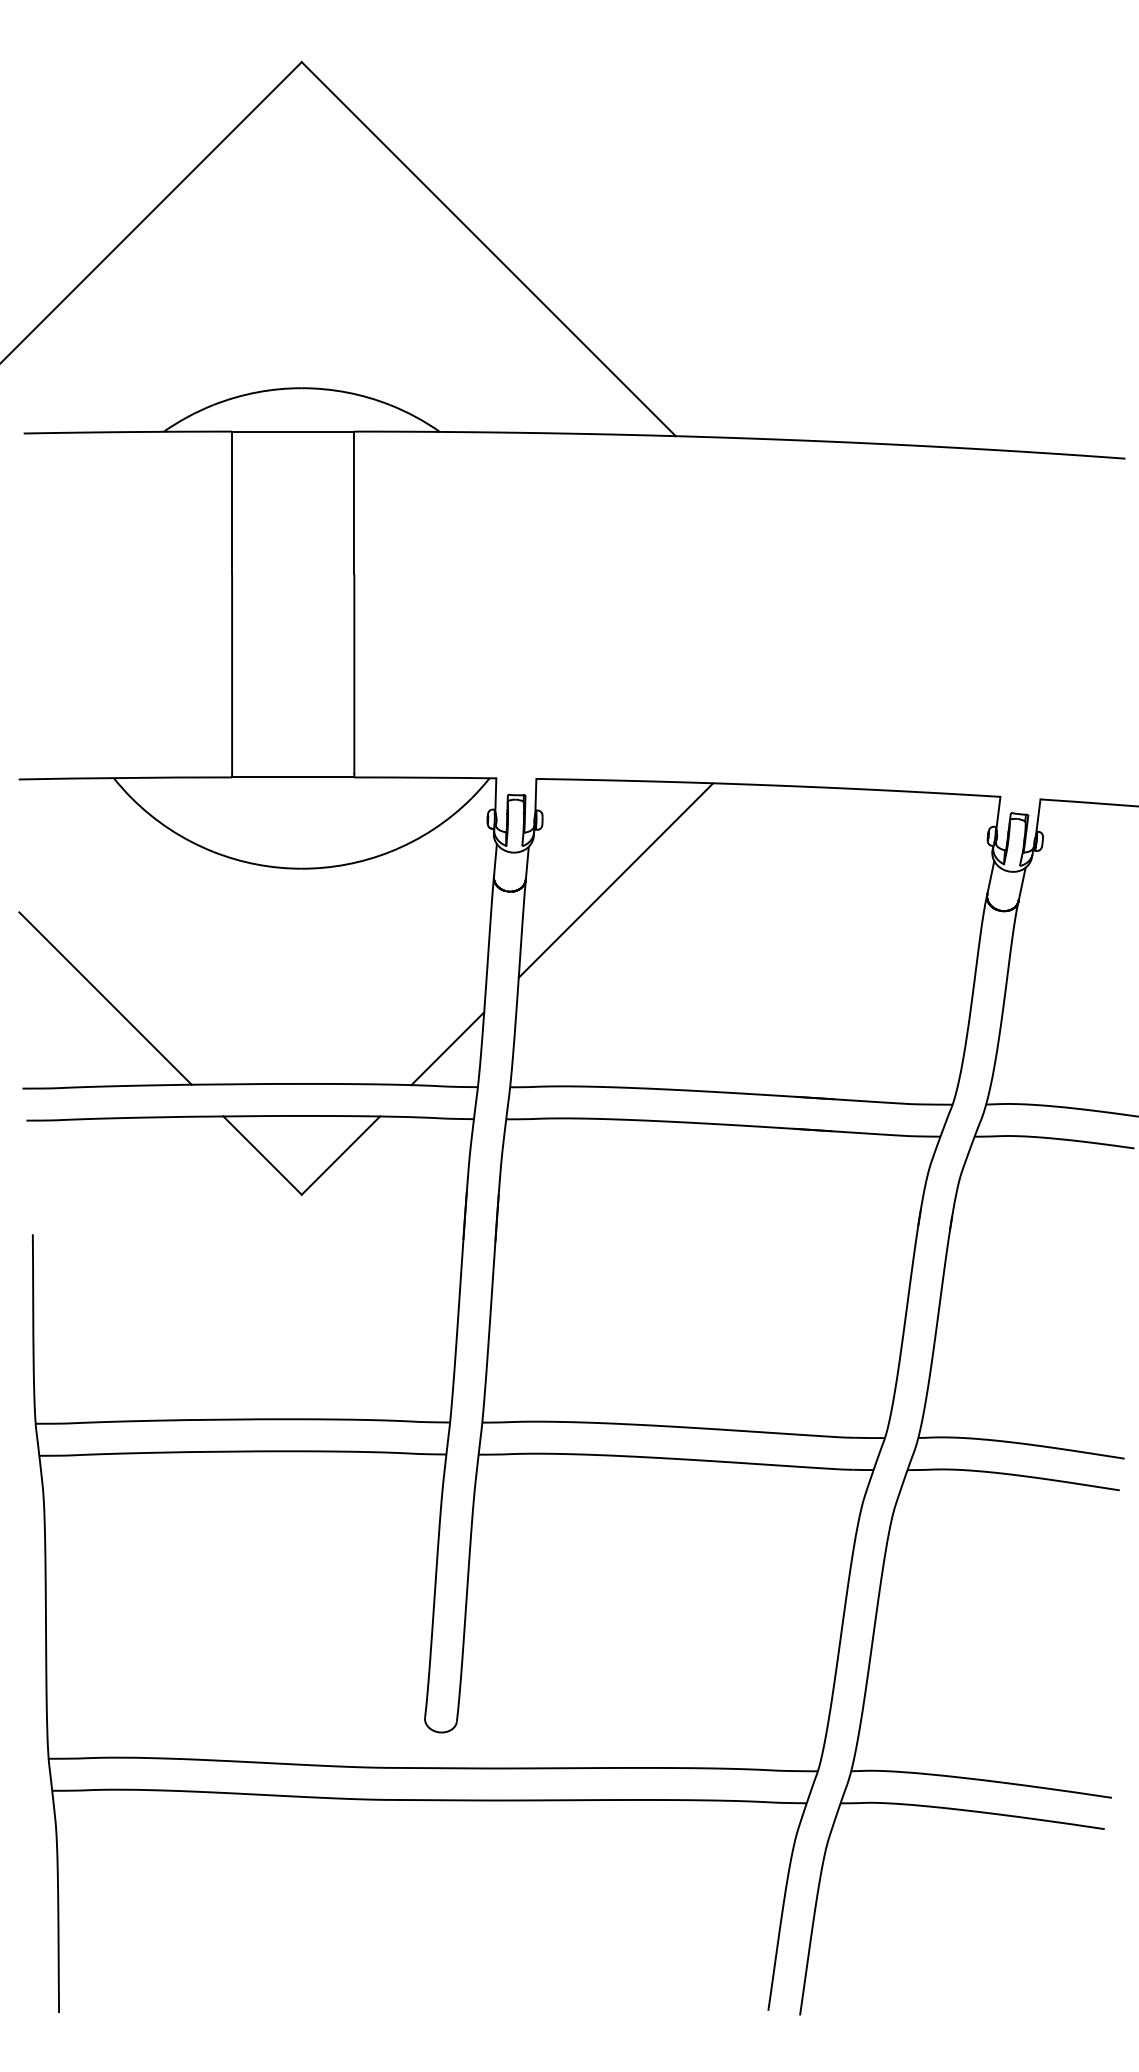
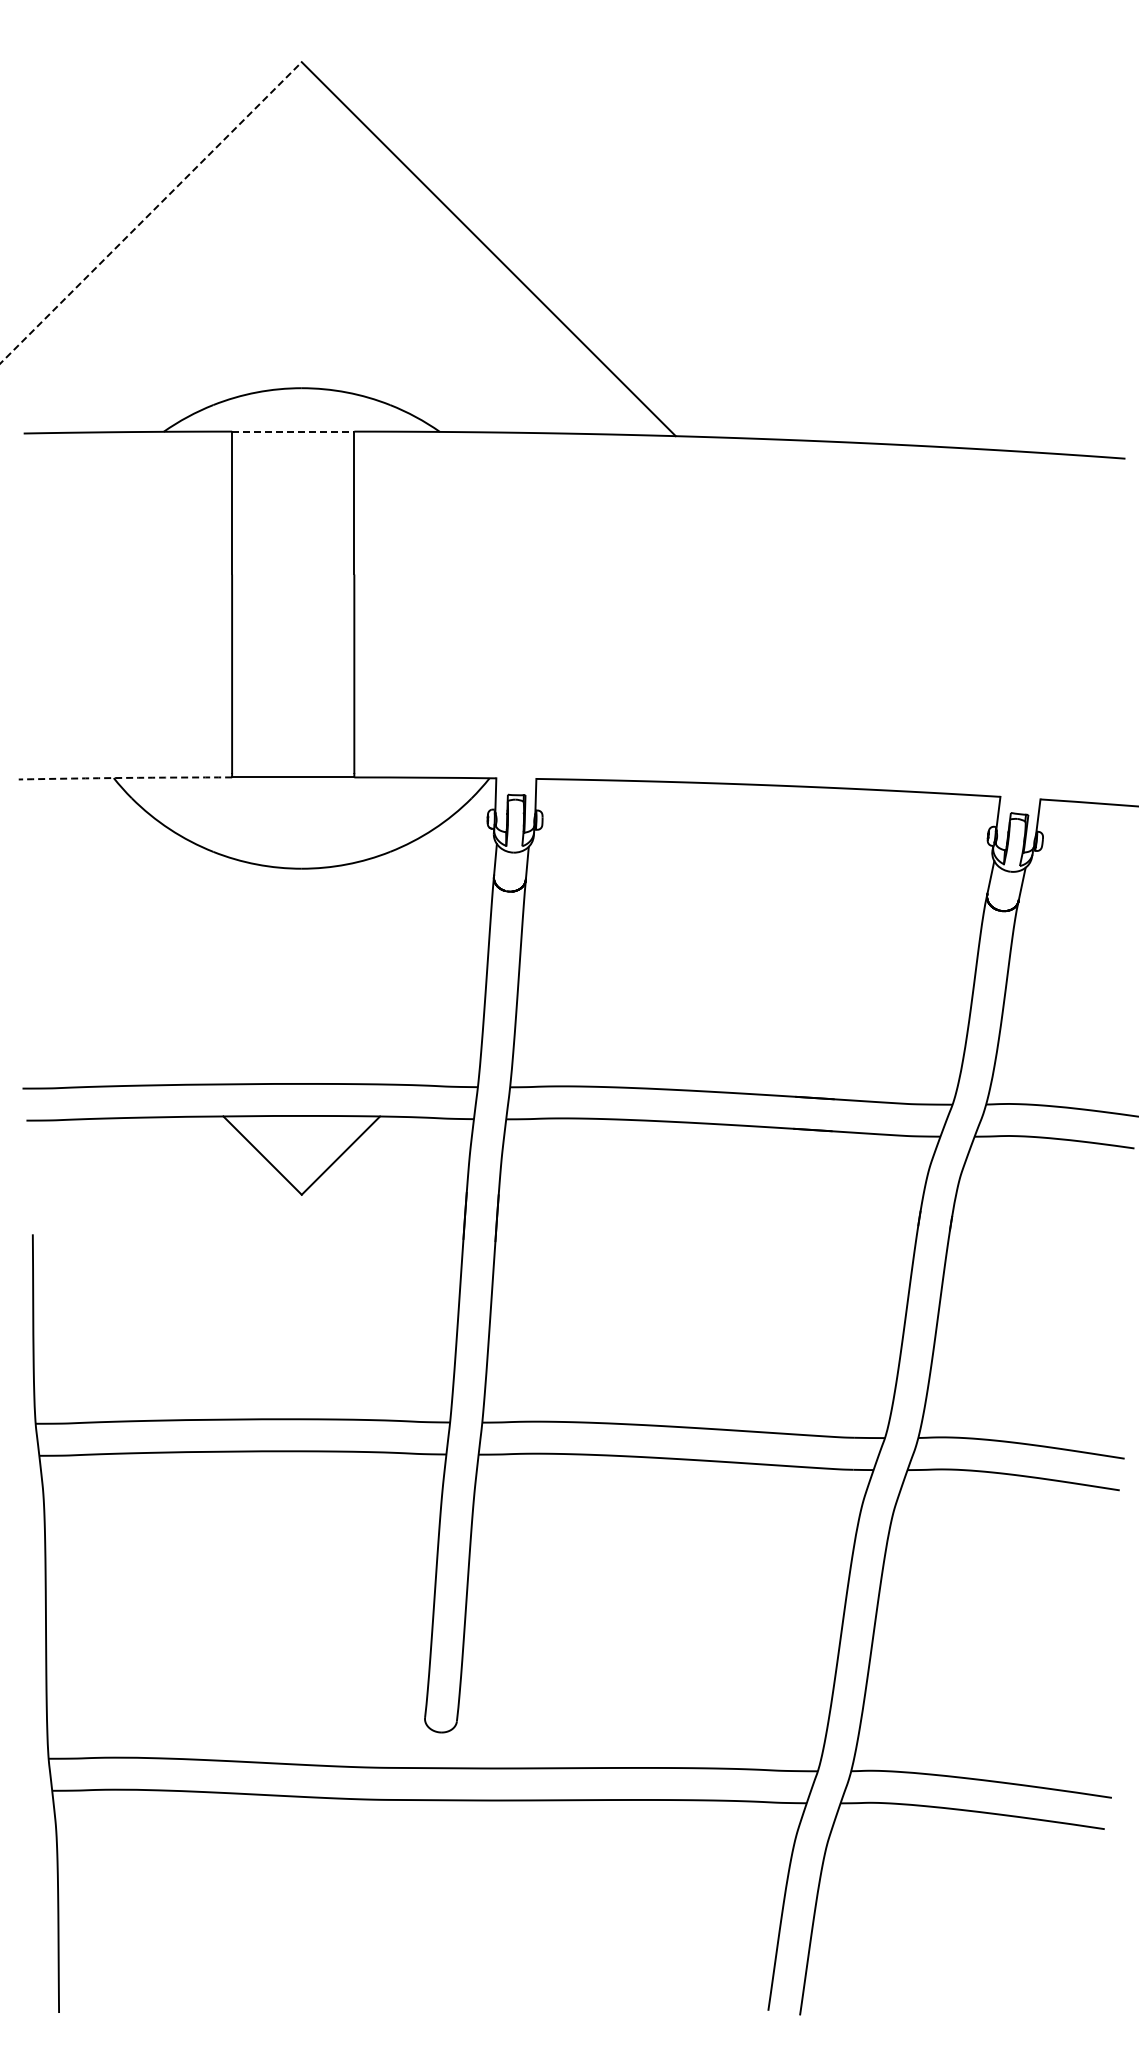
line: solid -> dashed (151, 212)
line: solid -> dashed (293, 431)
arc: solid -> dashed (125, 777)
line: present -> none (615, 880)
line: present -> none (105, 998)
line: present -> none (447, 1048)
